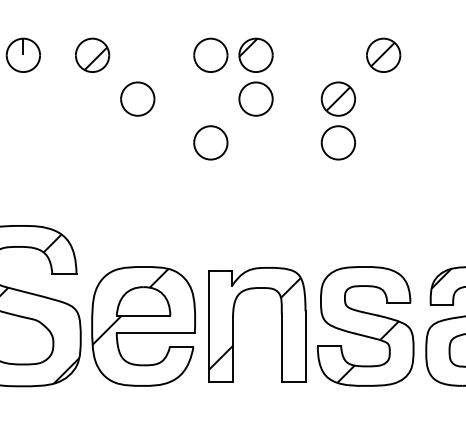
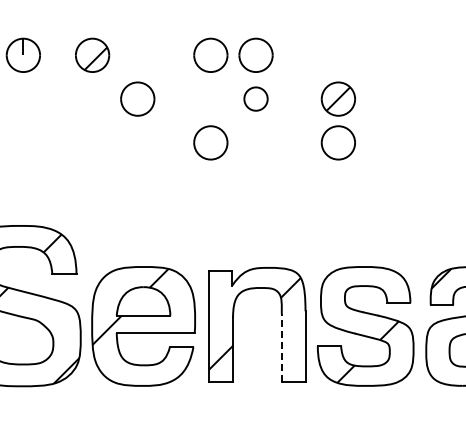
hatch: present -> none (248, 47)
part: present -> none (383, 54)
part size: 36x36 px -> 26x26 px (255, 98)
line: solid -> dashed (281, 347)
